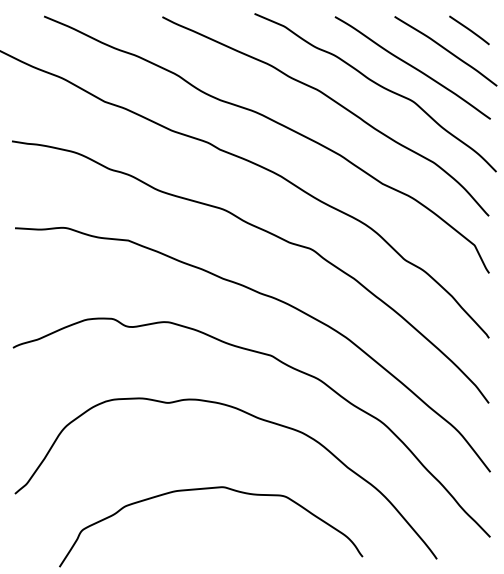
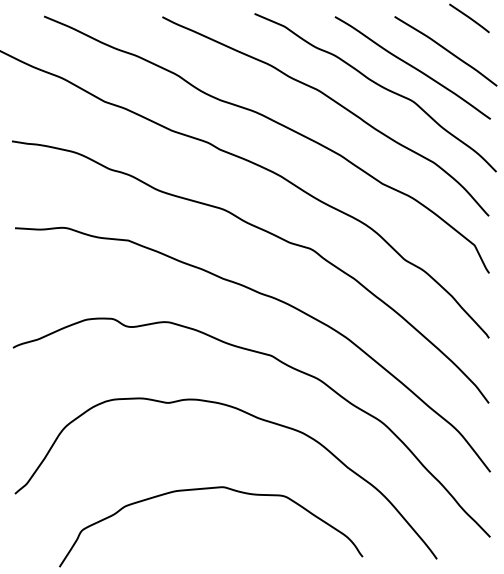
line position: (469, 30) -> (469, 18) (469, 18)
